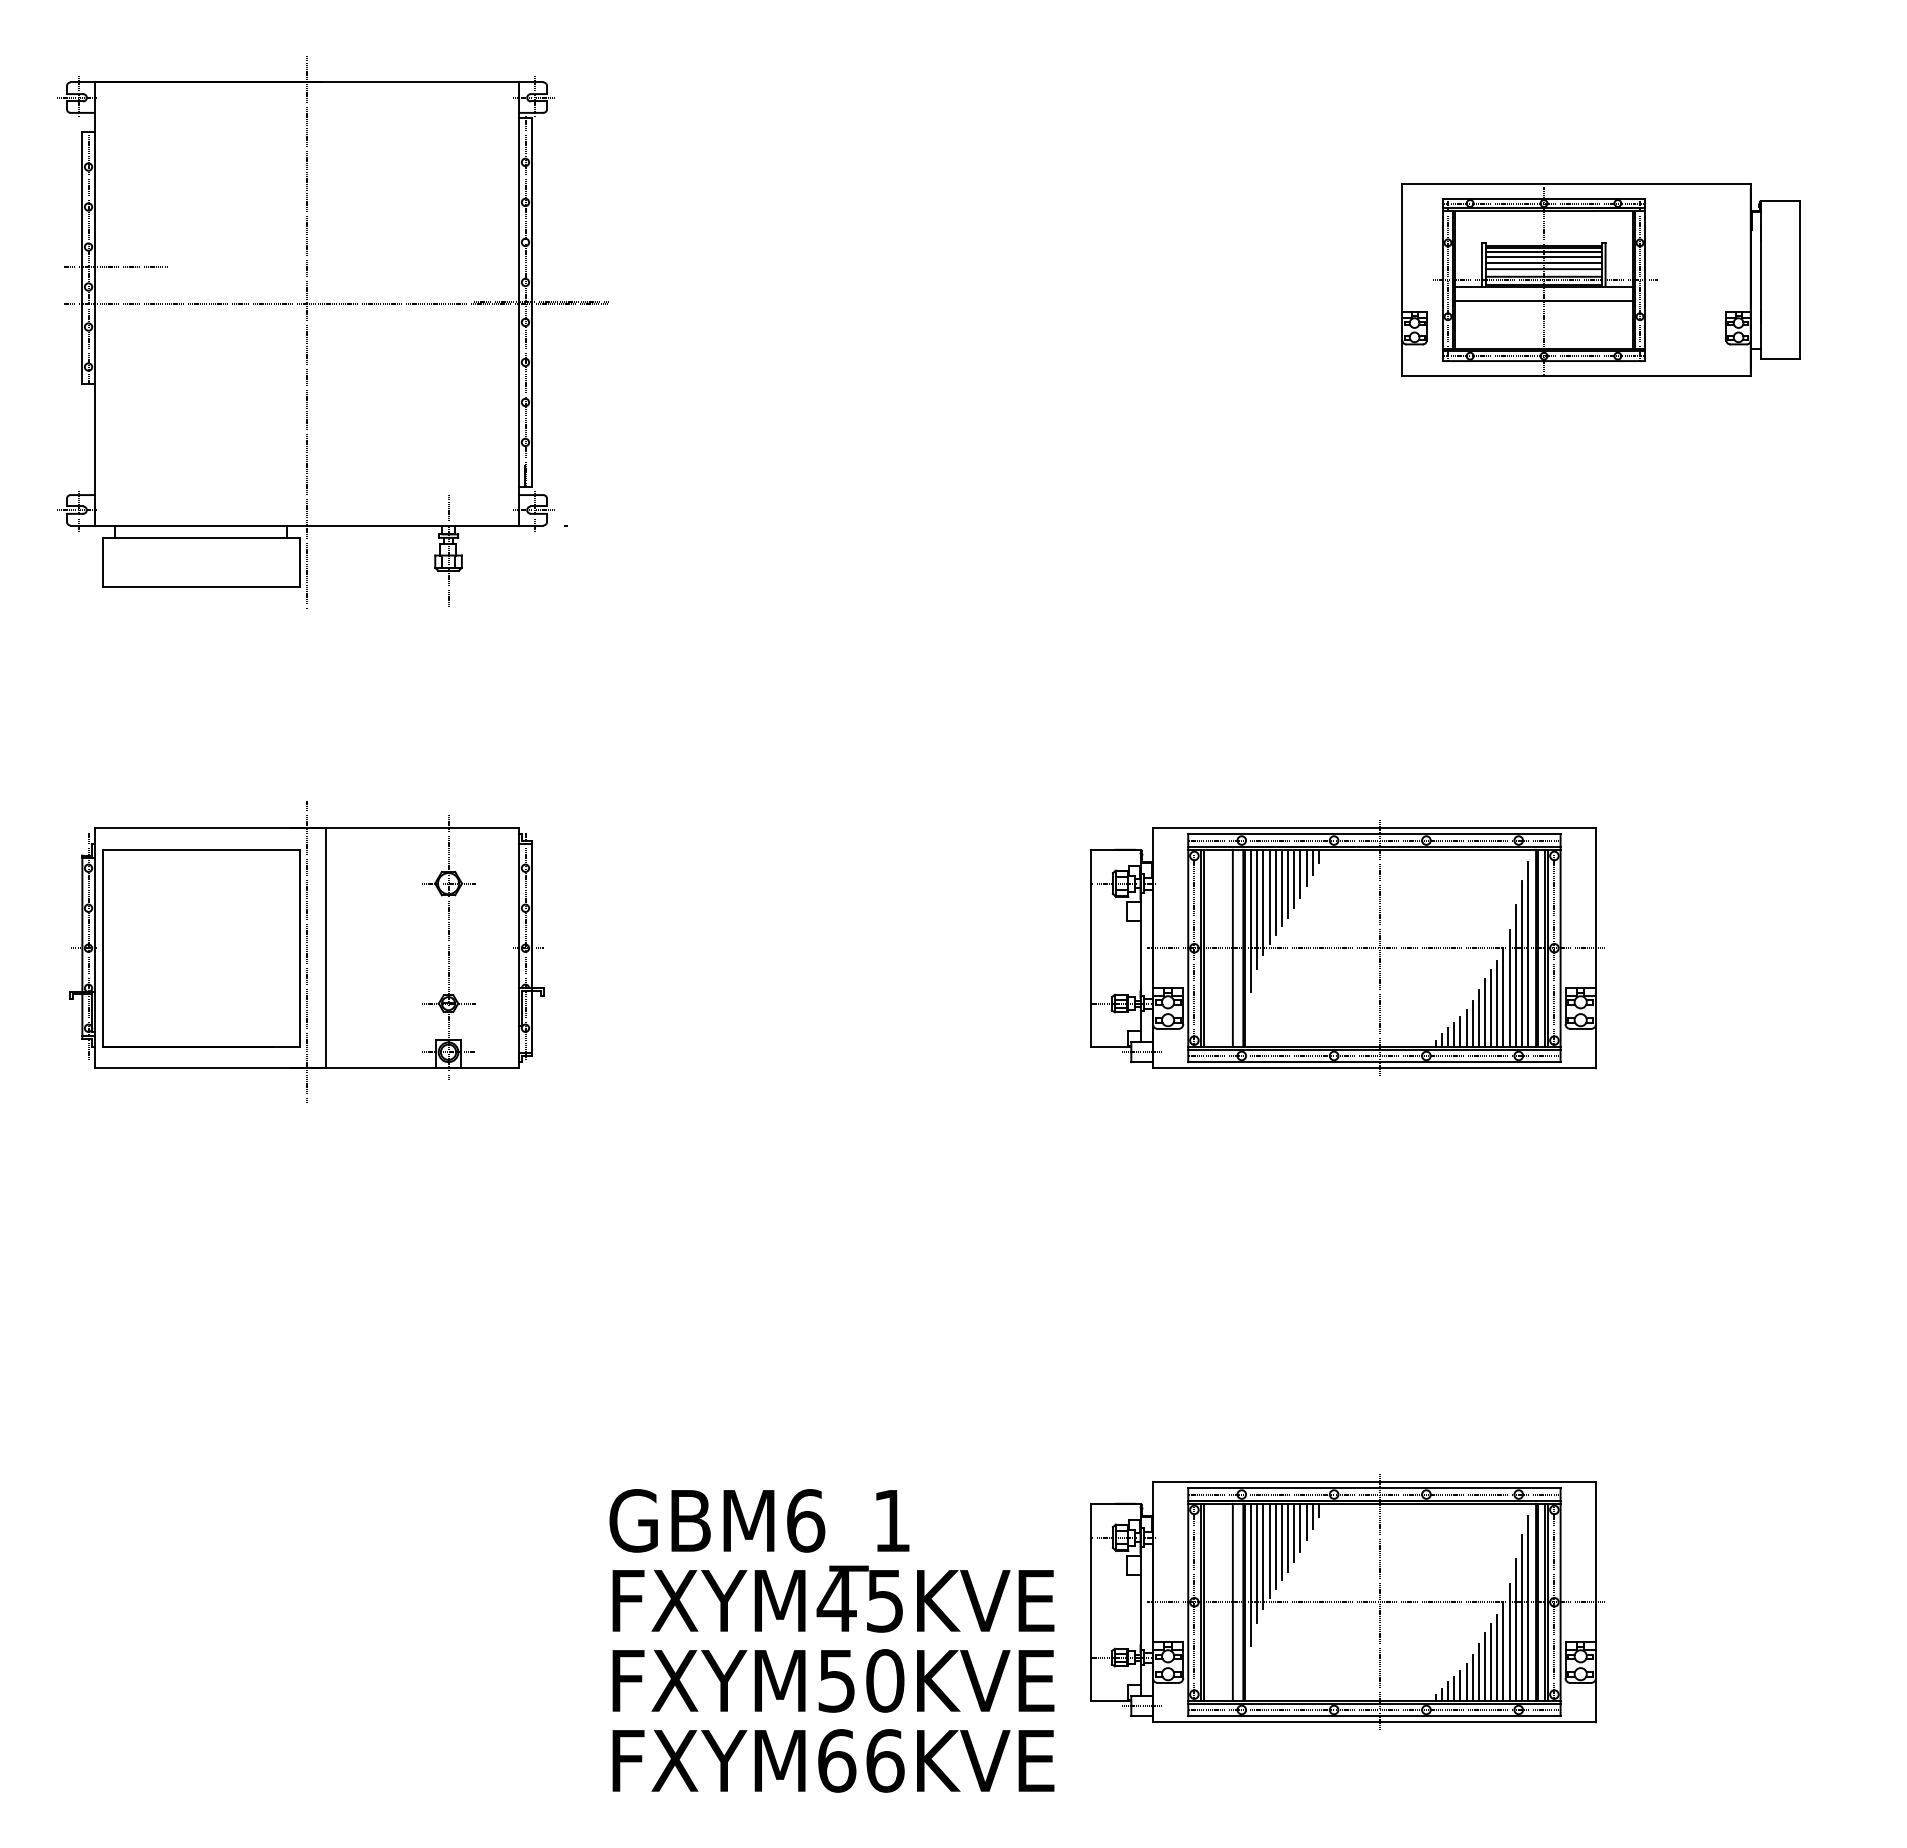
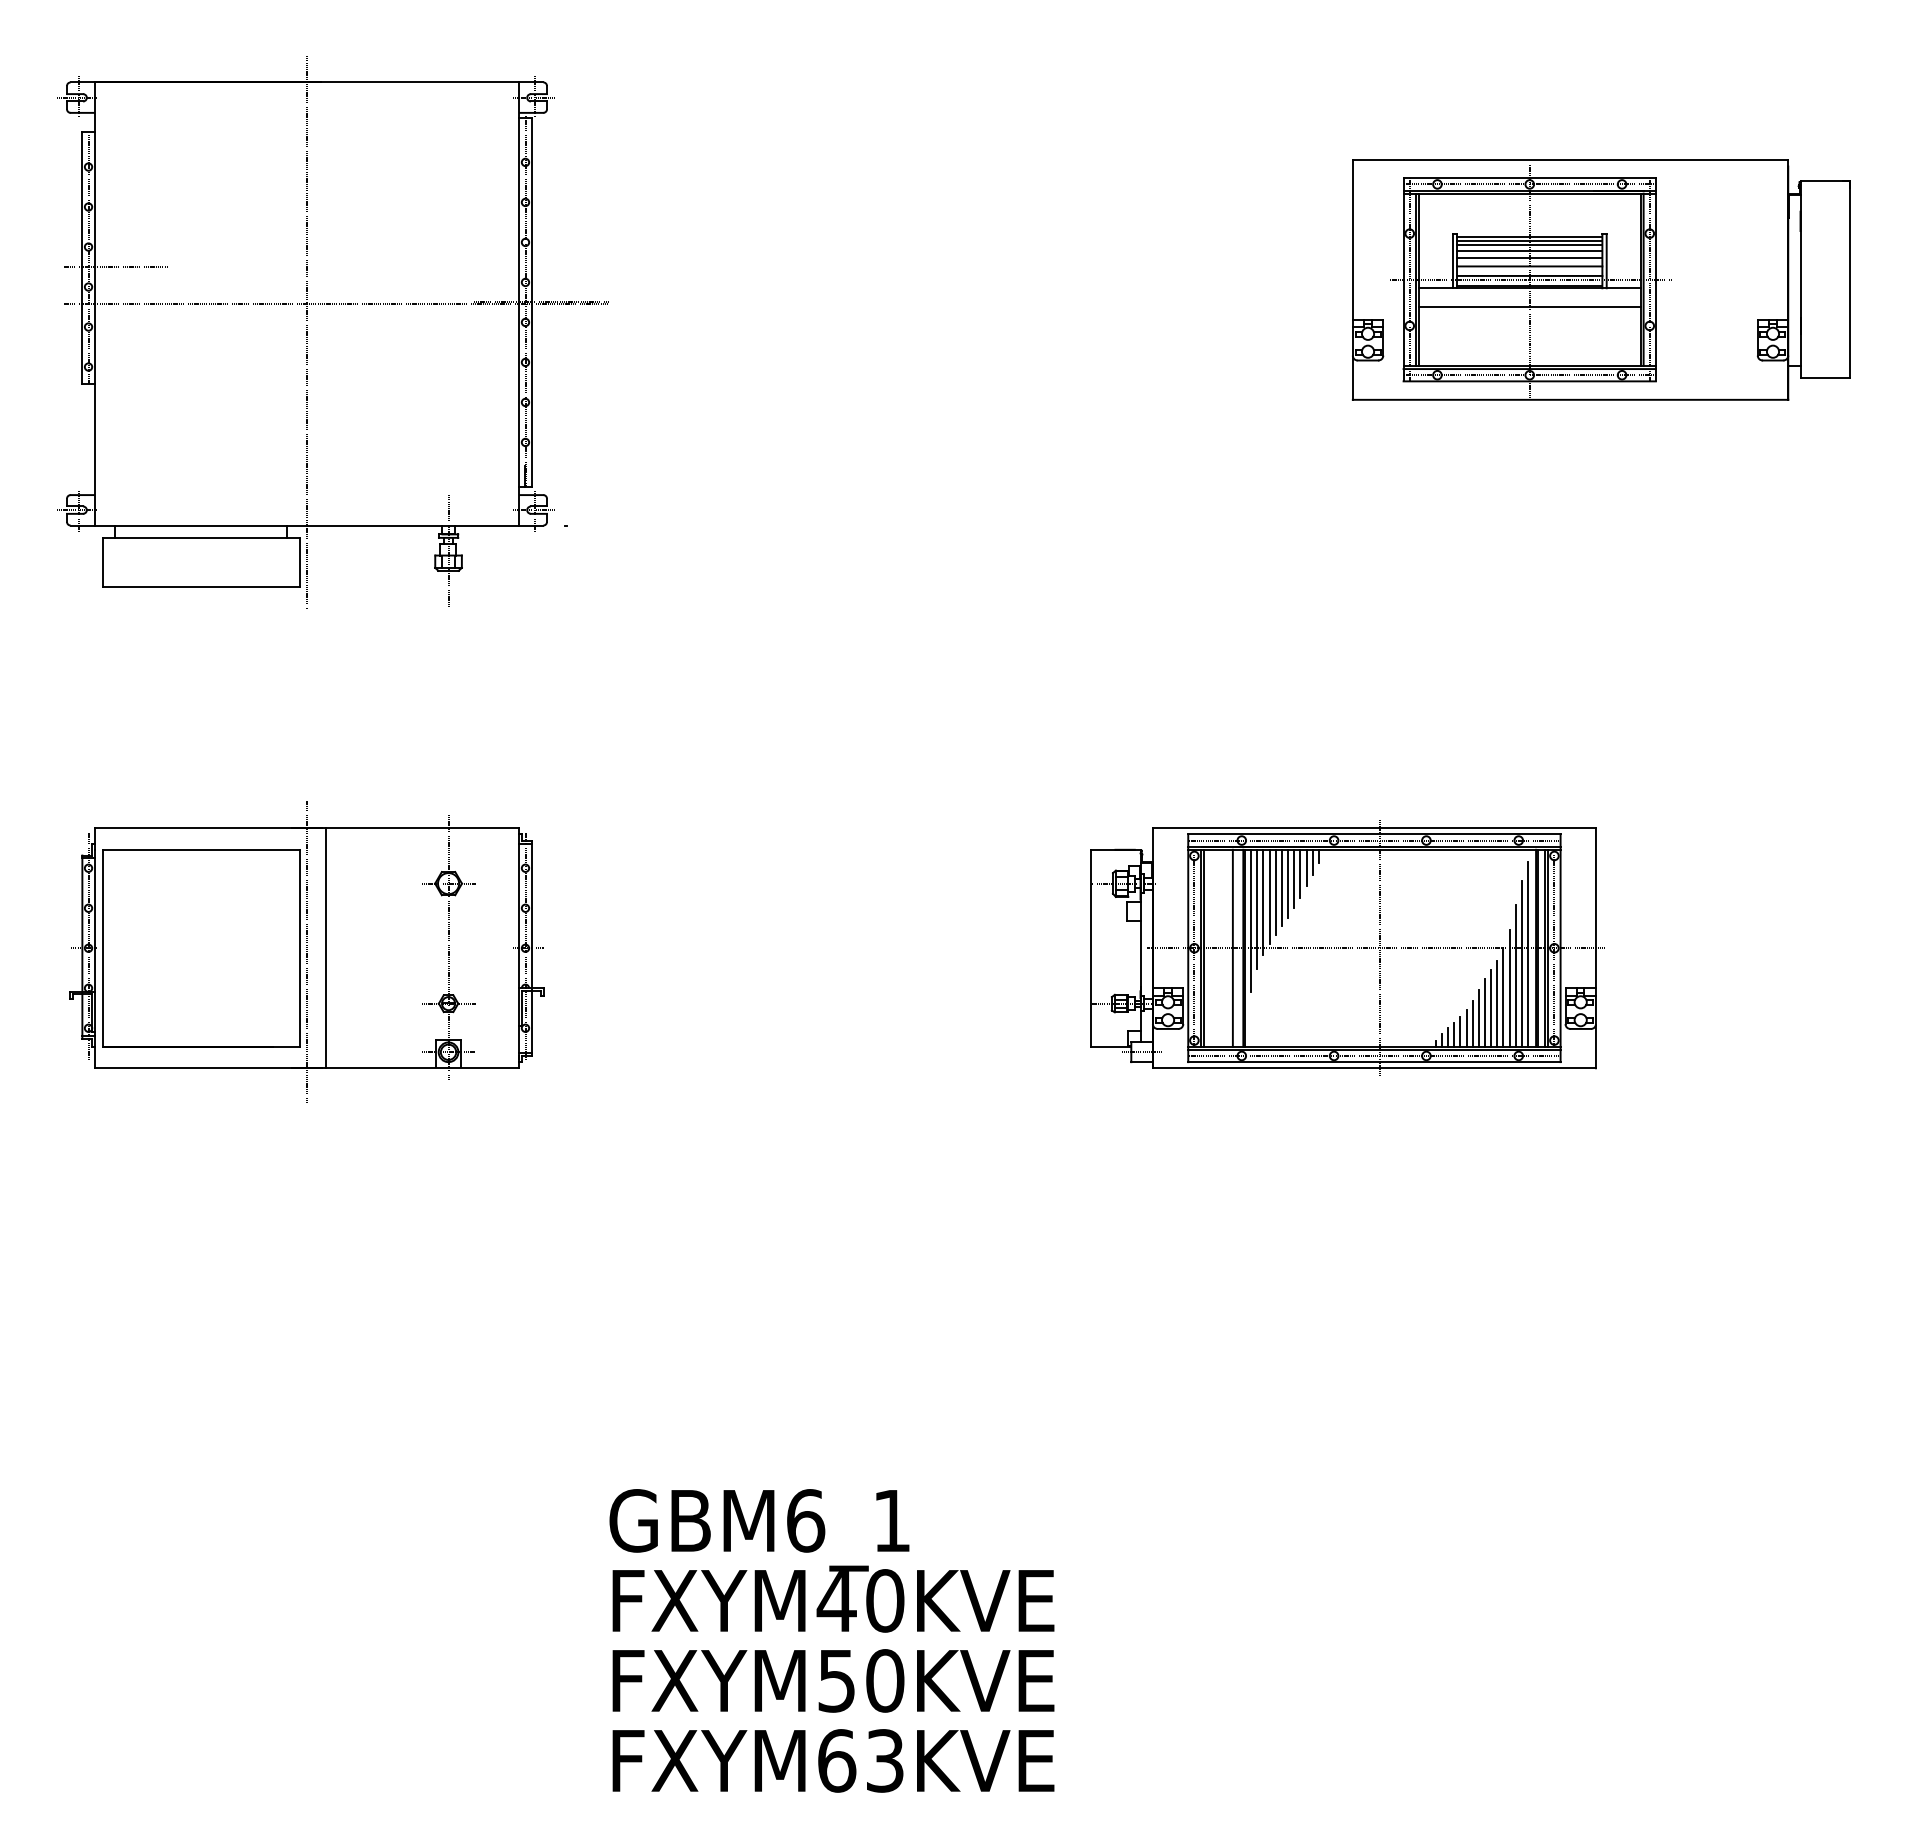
part size: 400x194 px -> 500x242 px (1600, 279)
text: FXYM45KVE -> FXYM40KVE (885, 1600)
part: present -> none (1347, 1601)
text: FXYM66KVE -> FXYM63KVE (885, 1760)
